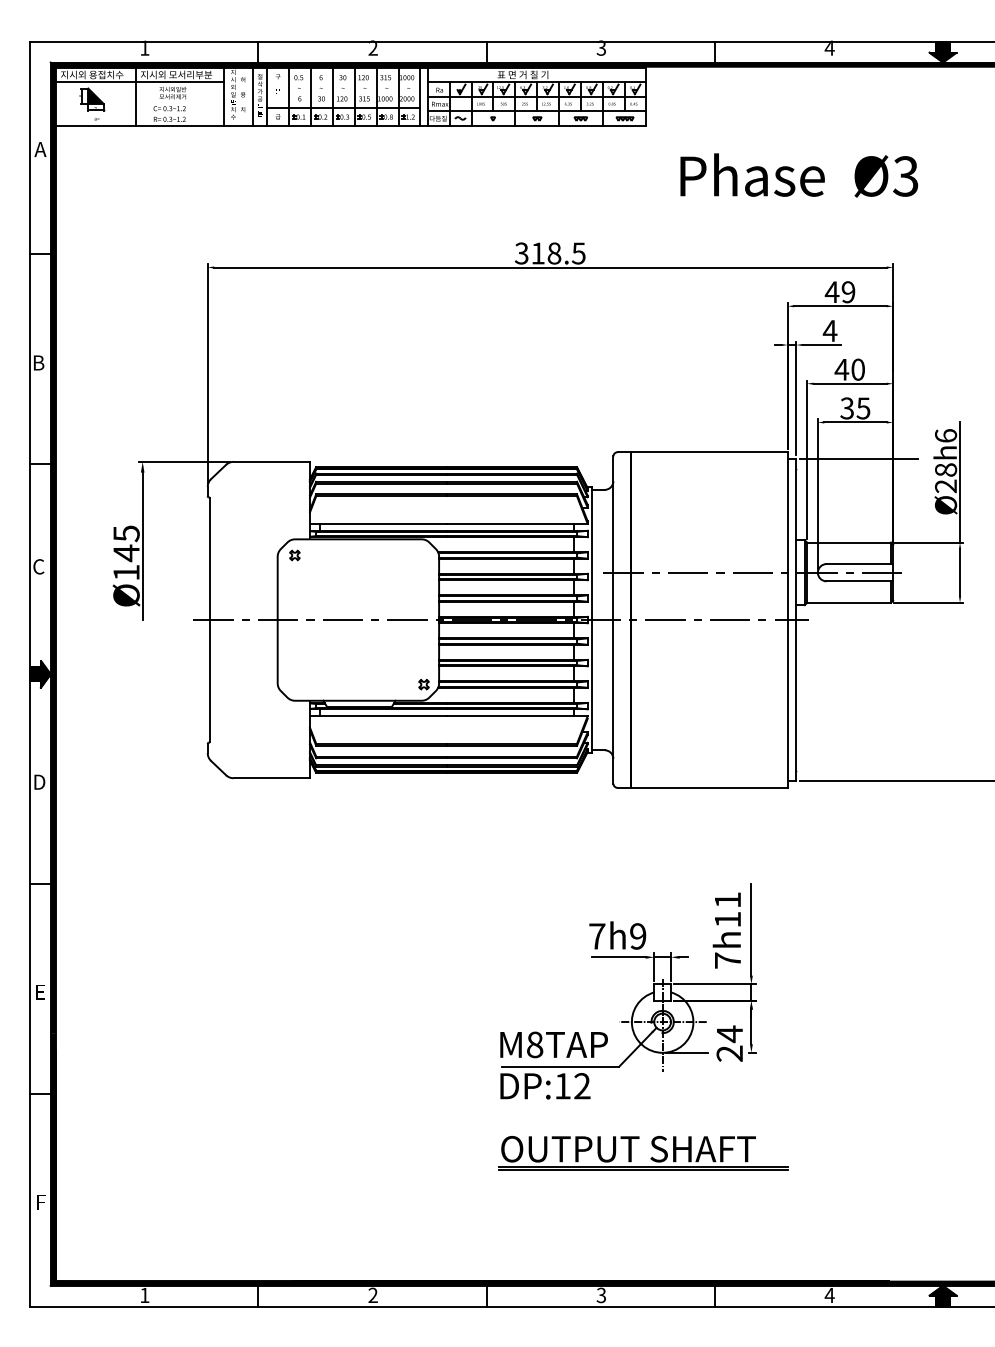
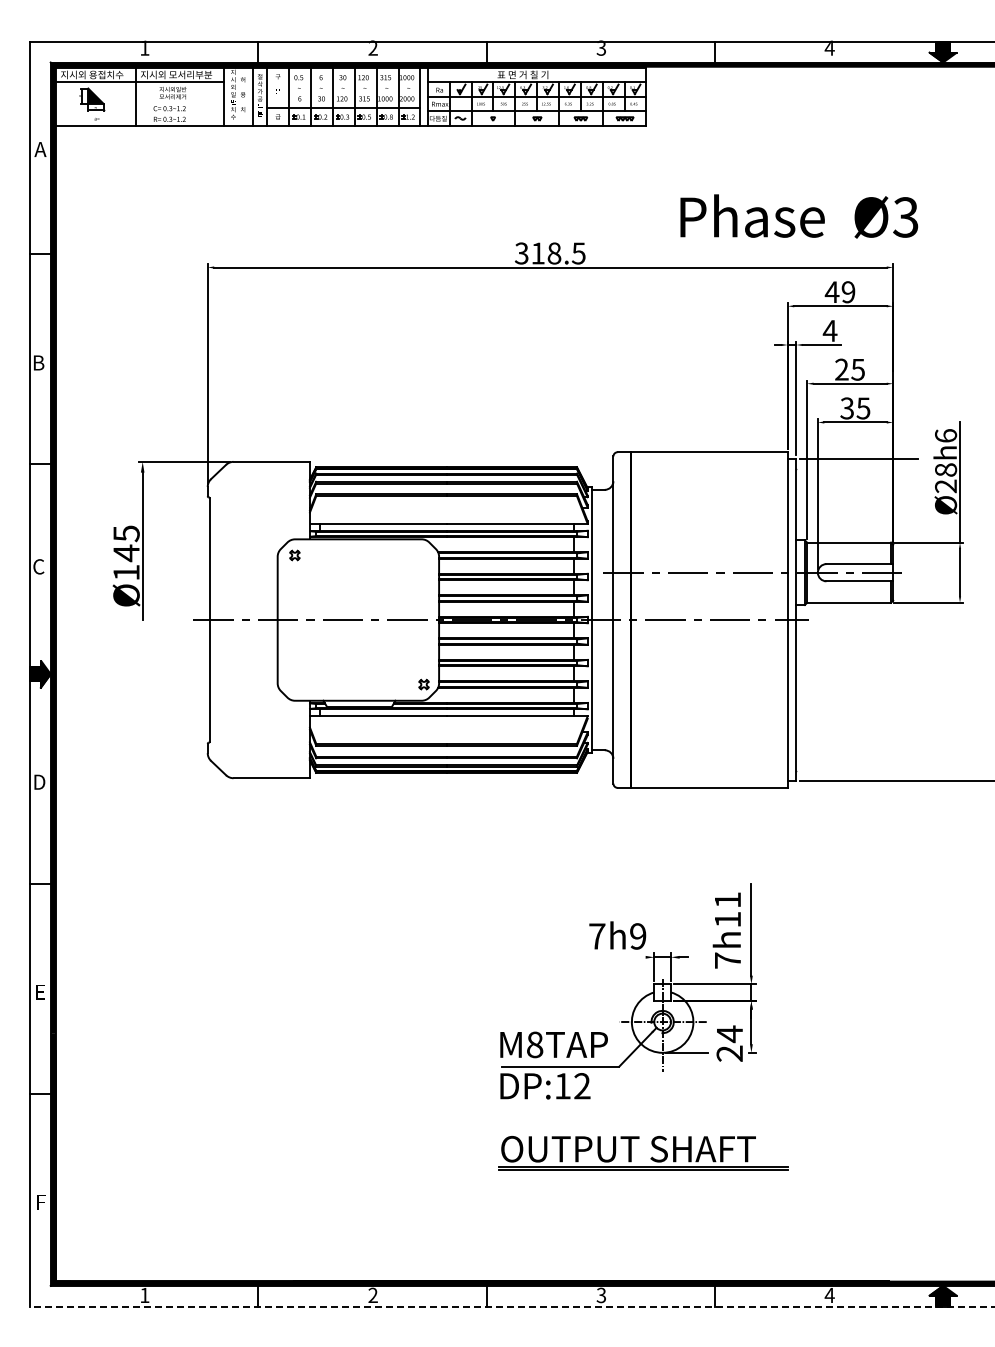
text position: (799, 175) -> (799, 216) (799, 216)
text: 40 -> 25 (849, 369)
line: present -> none (618, 957)
line: solid -> dashed (511, 1306)
